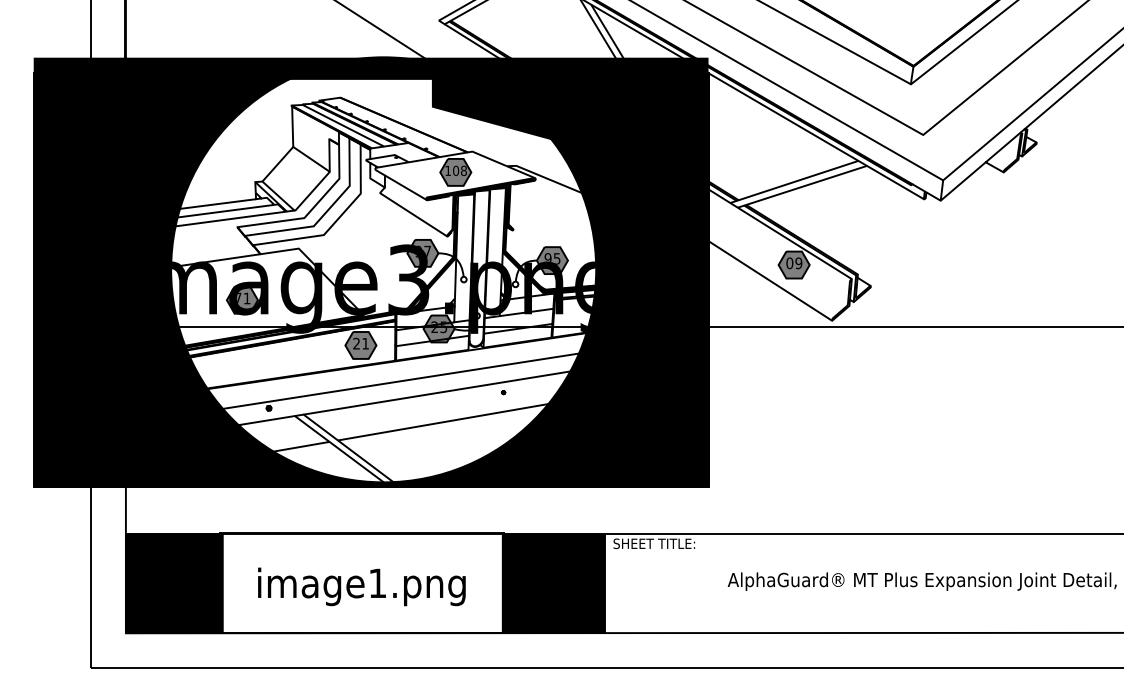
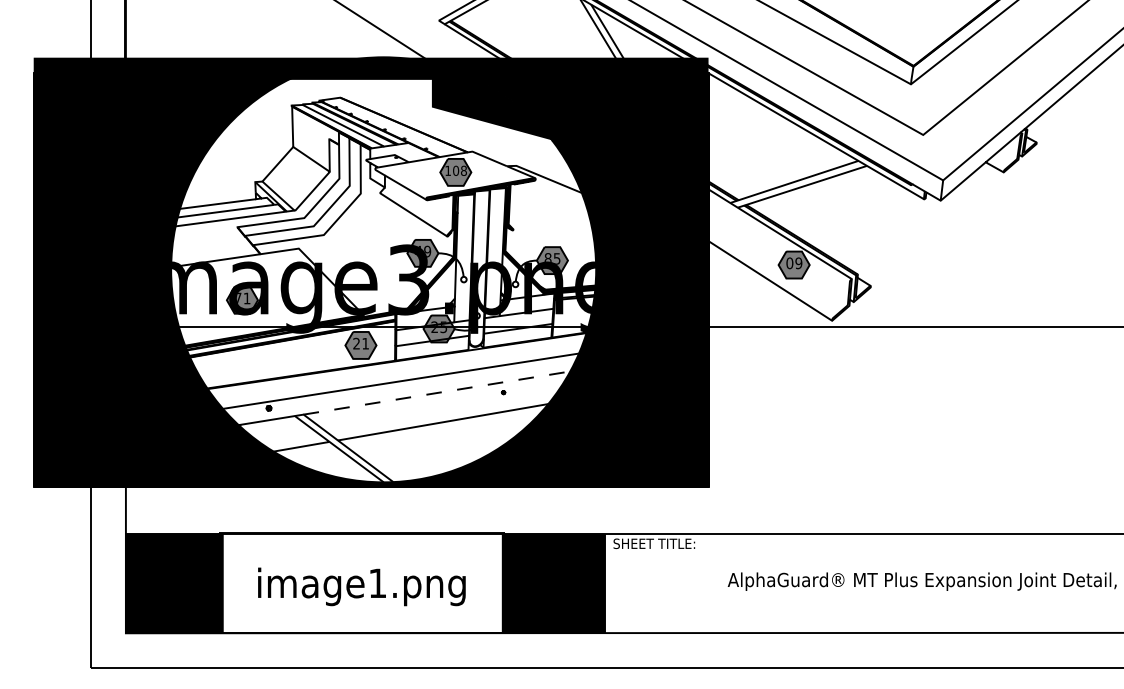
text: 97 -> 49 (423, 251)
text: 95 -> 85 (547, 257)
line: solid -> dashed (437, 392)
